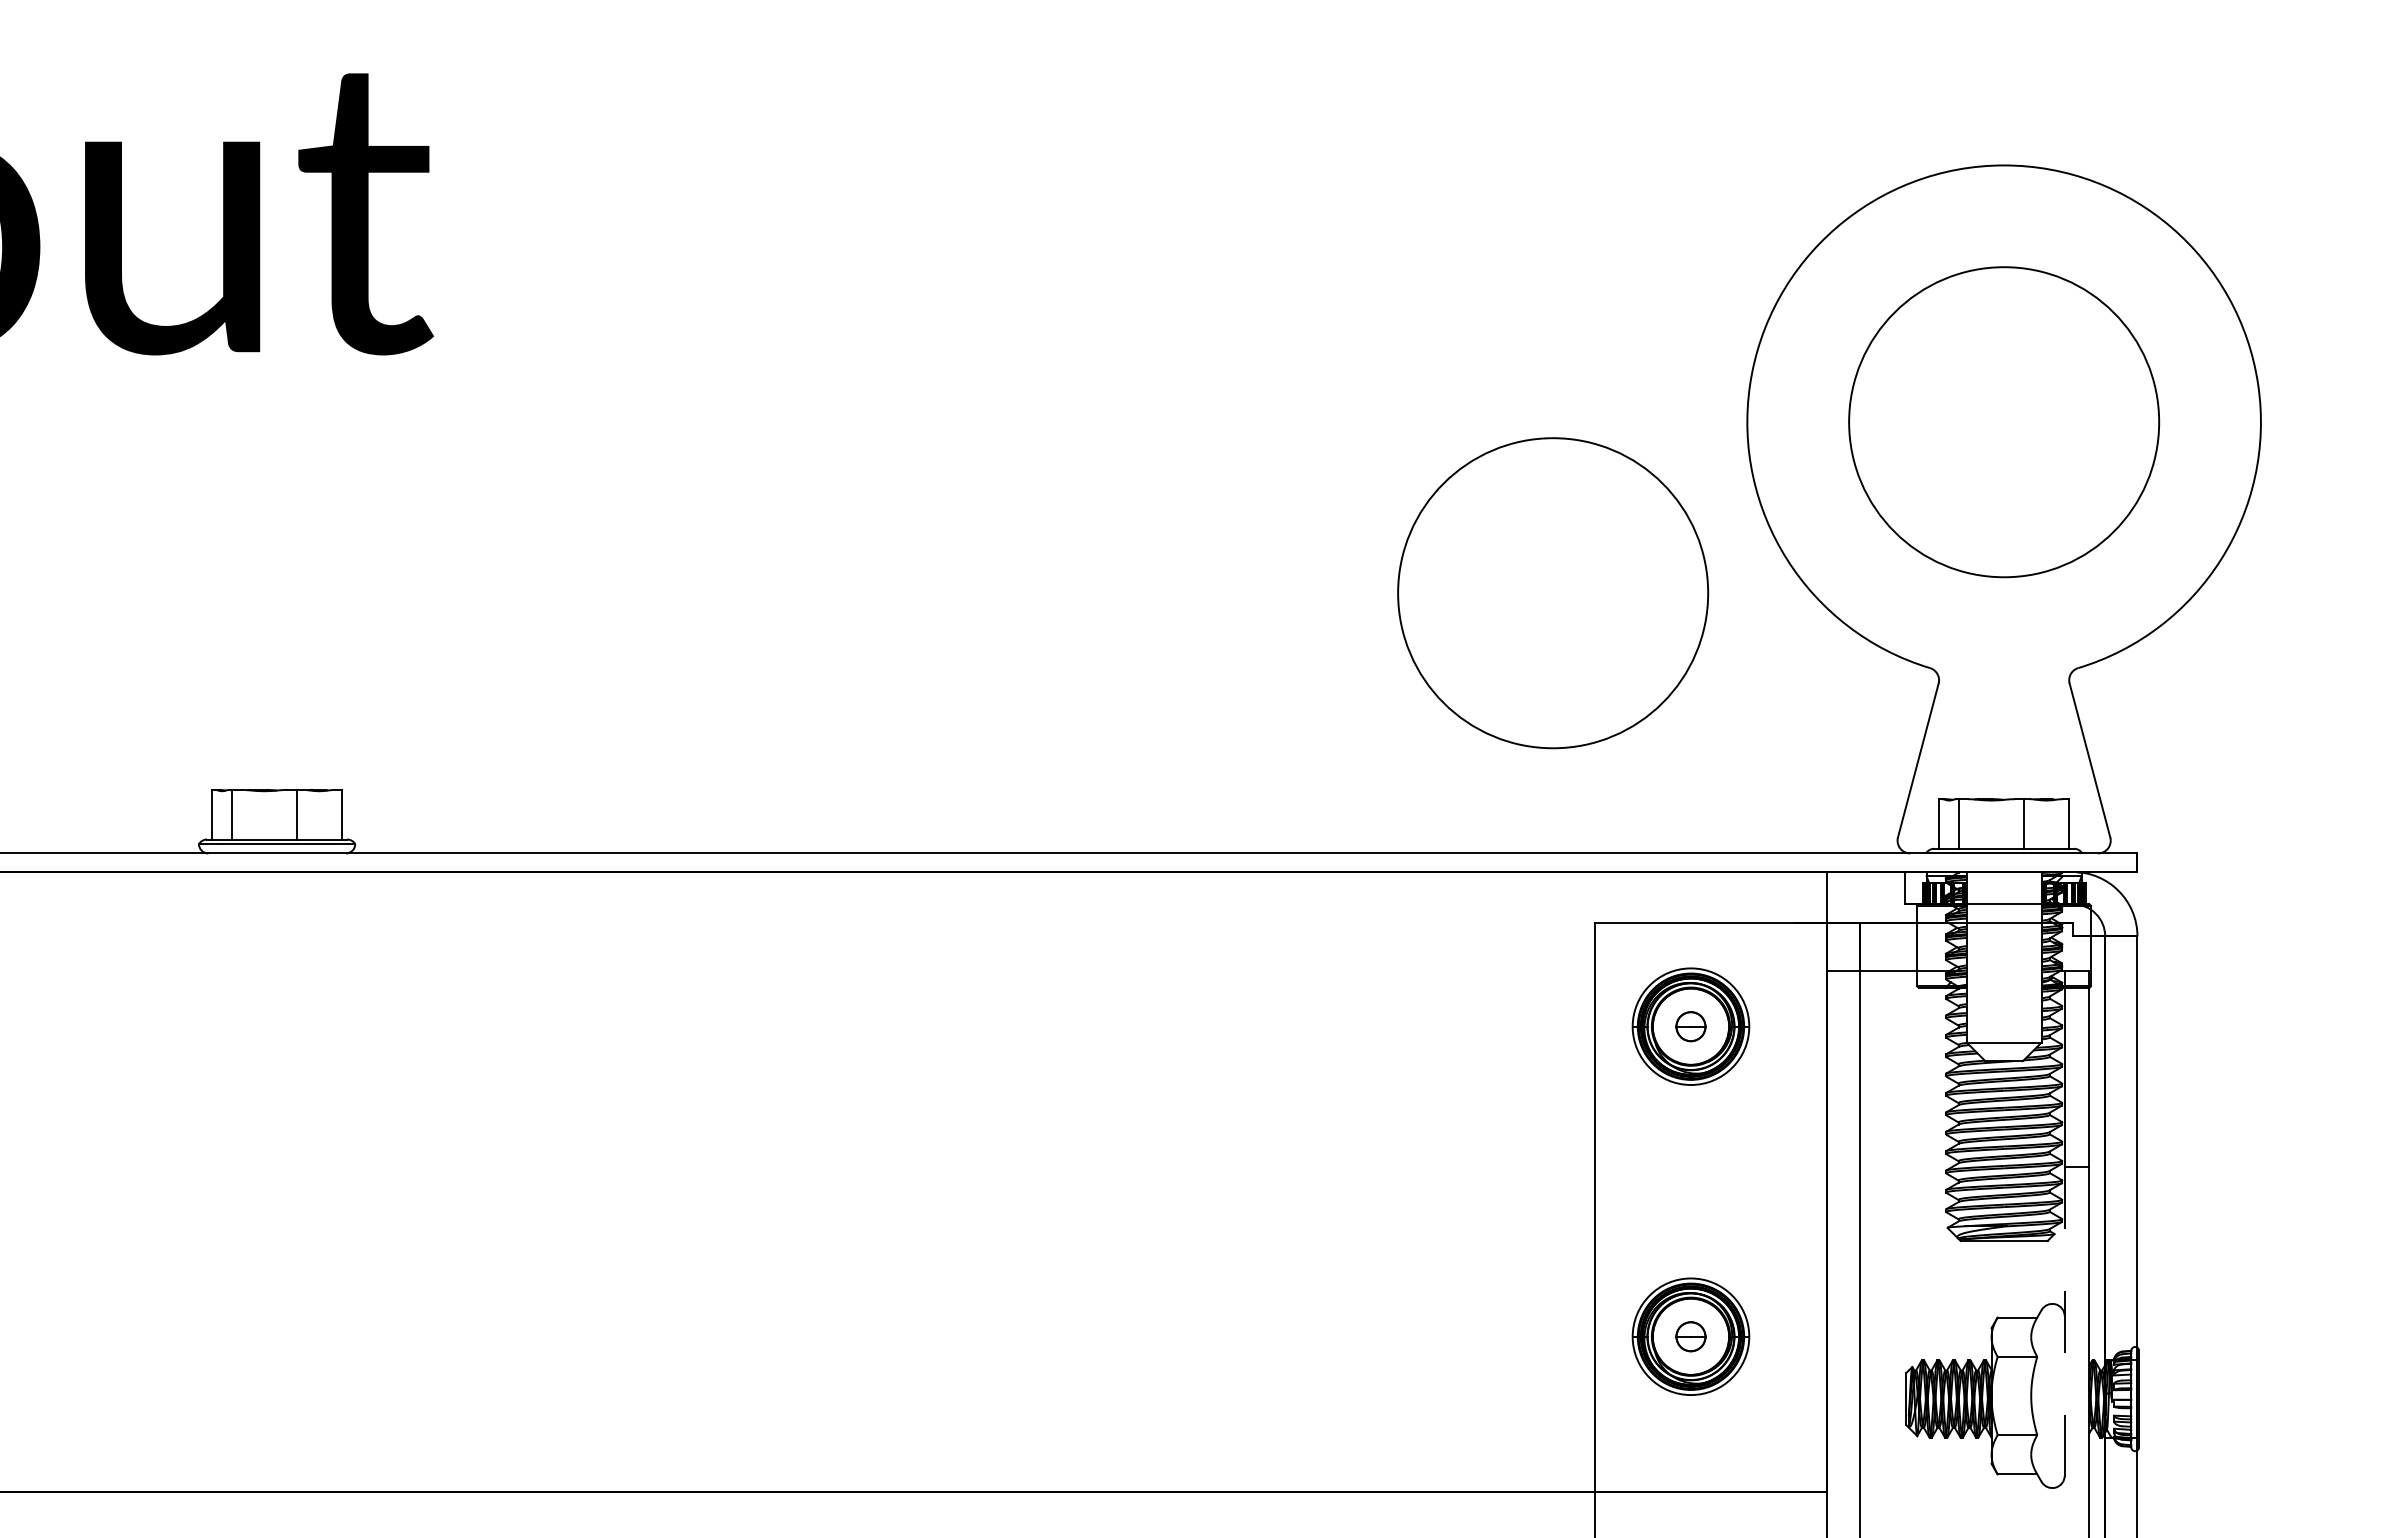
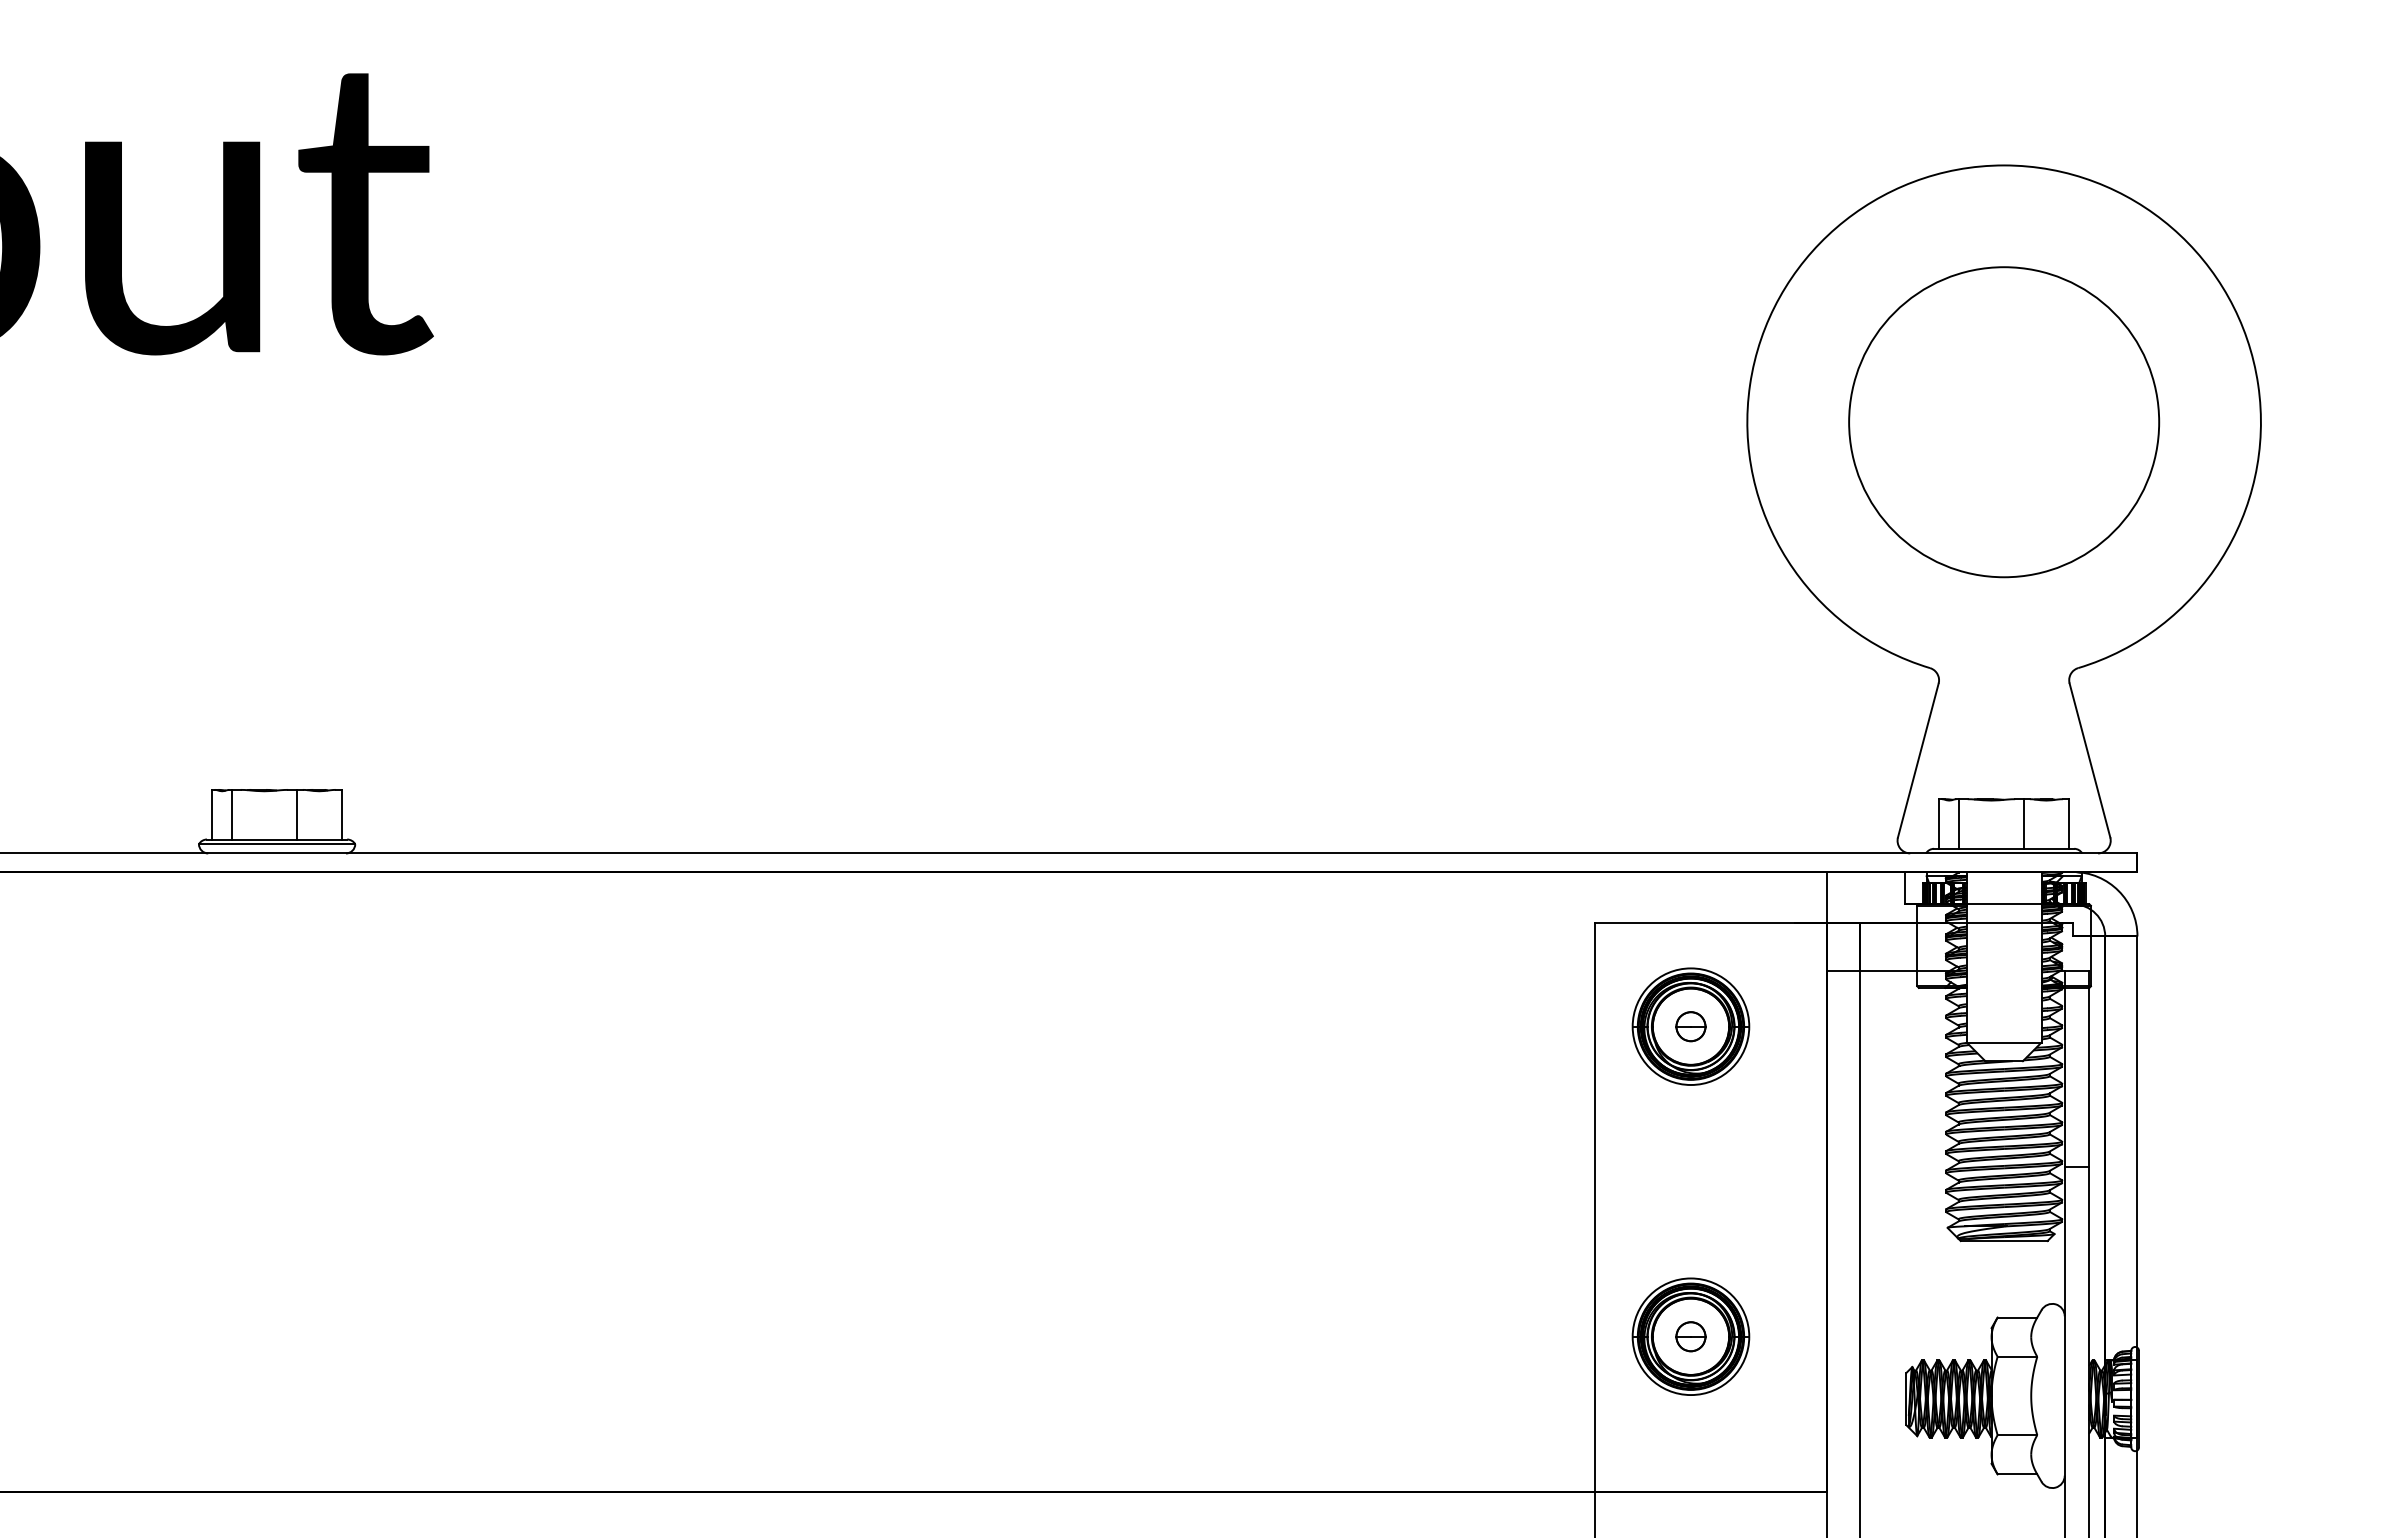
circle: present -> none (1553, 593)
line: dashed -> solid (2064, 1352)
